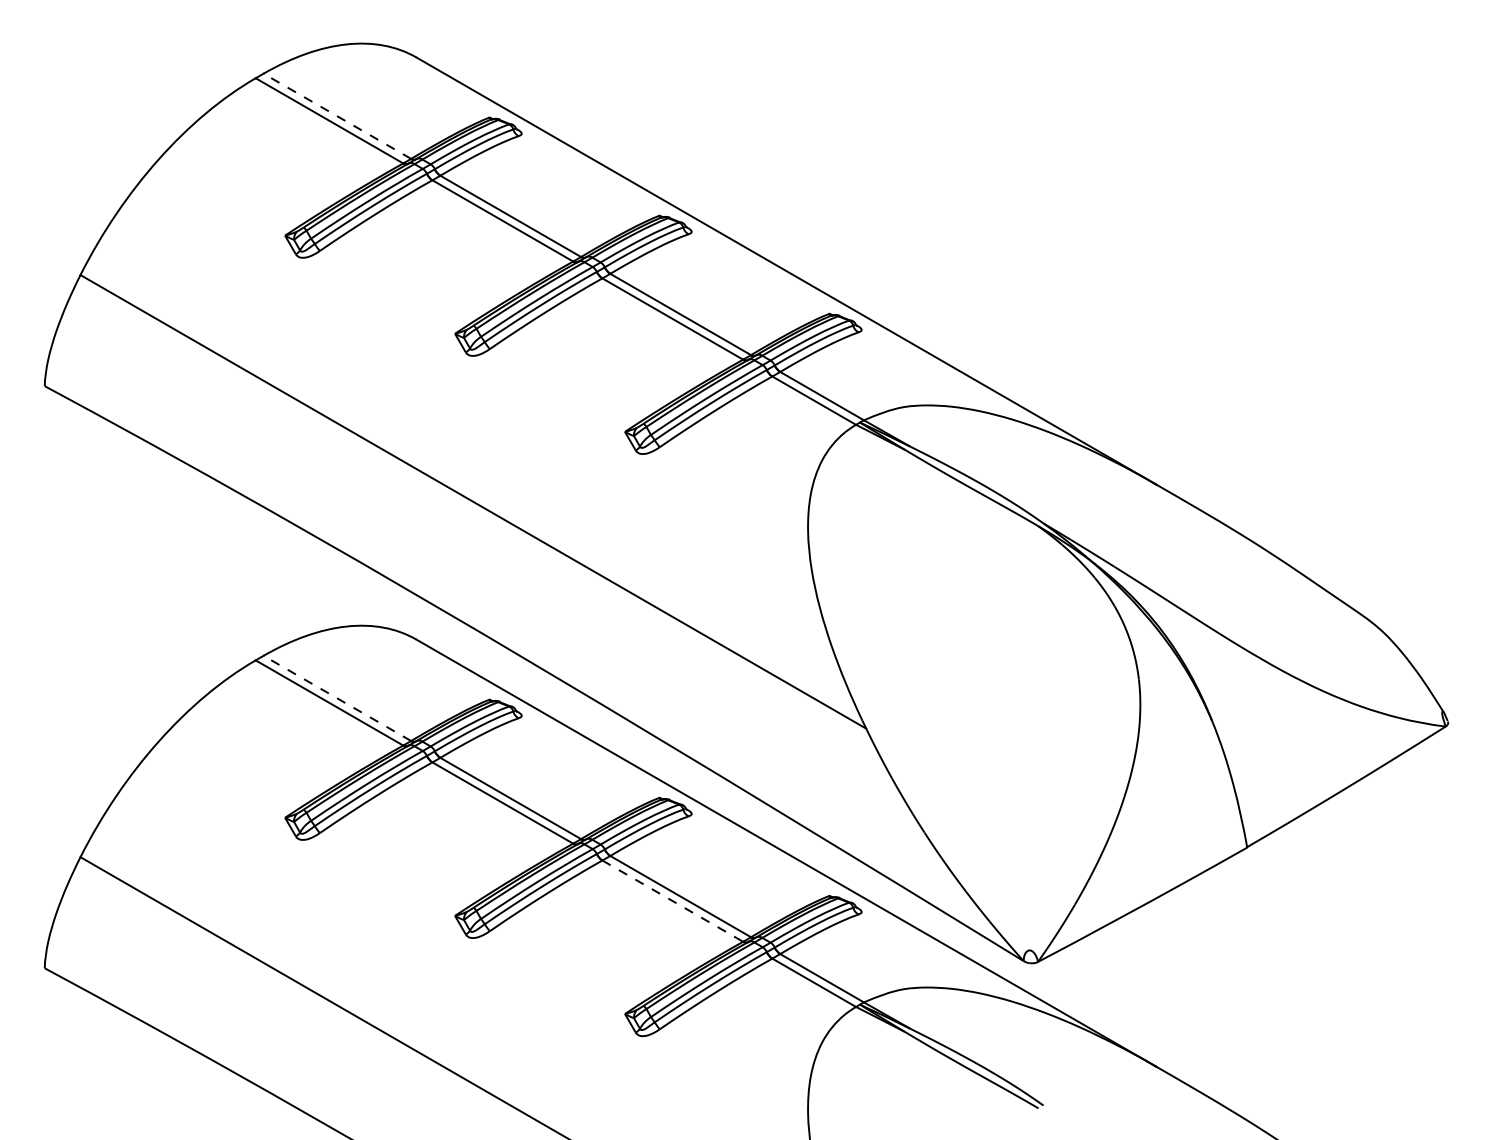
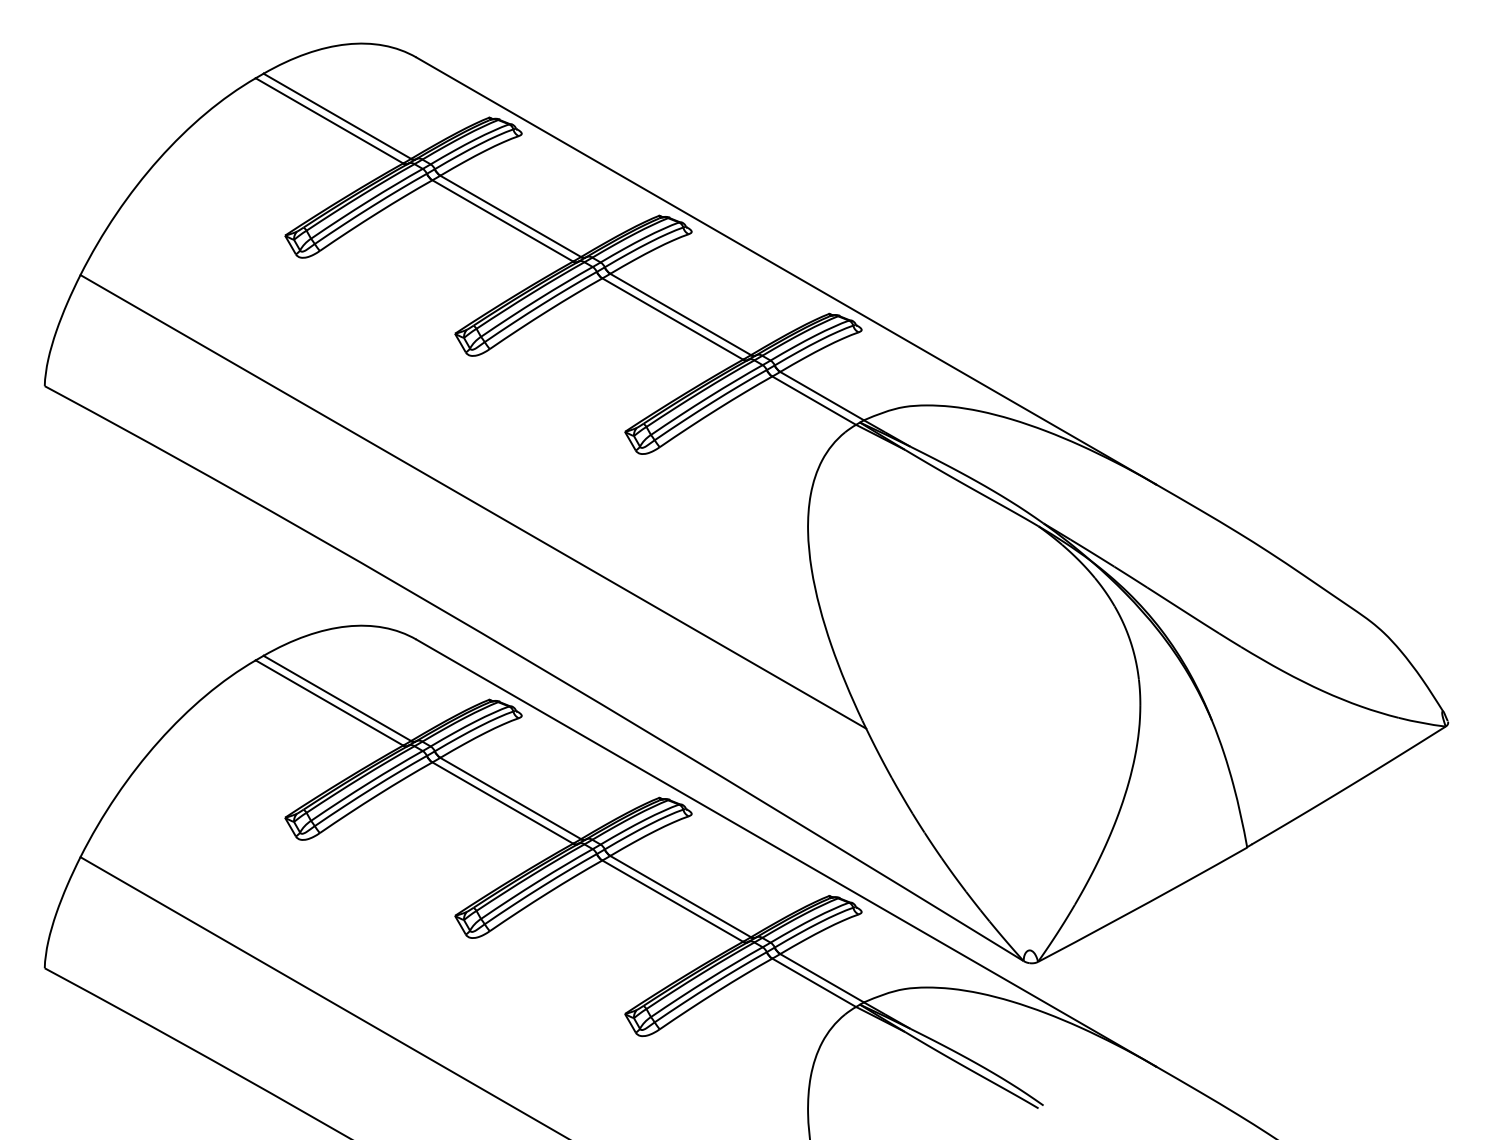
line: dashed -> solid (336, 116)
line: dashed -> solid (336, 698)
line: dashed -> solid (673, 901)
